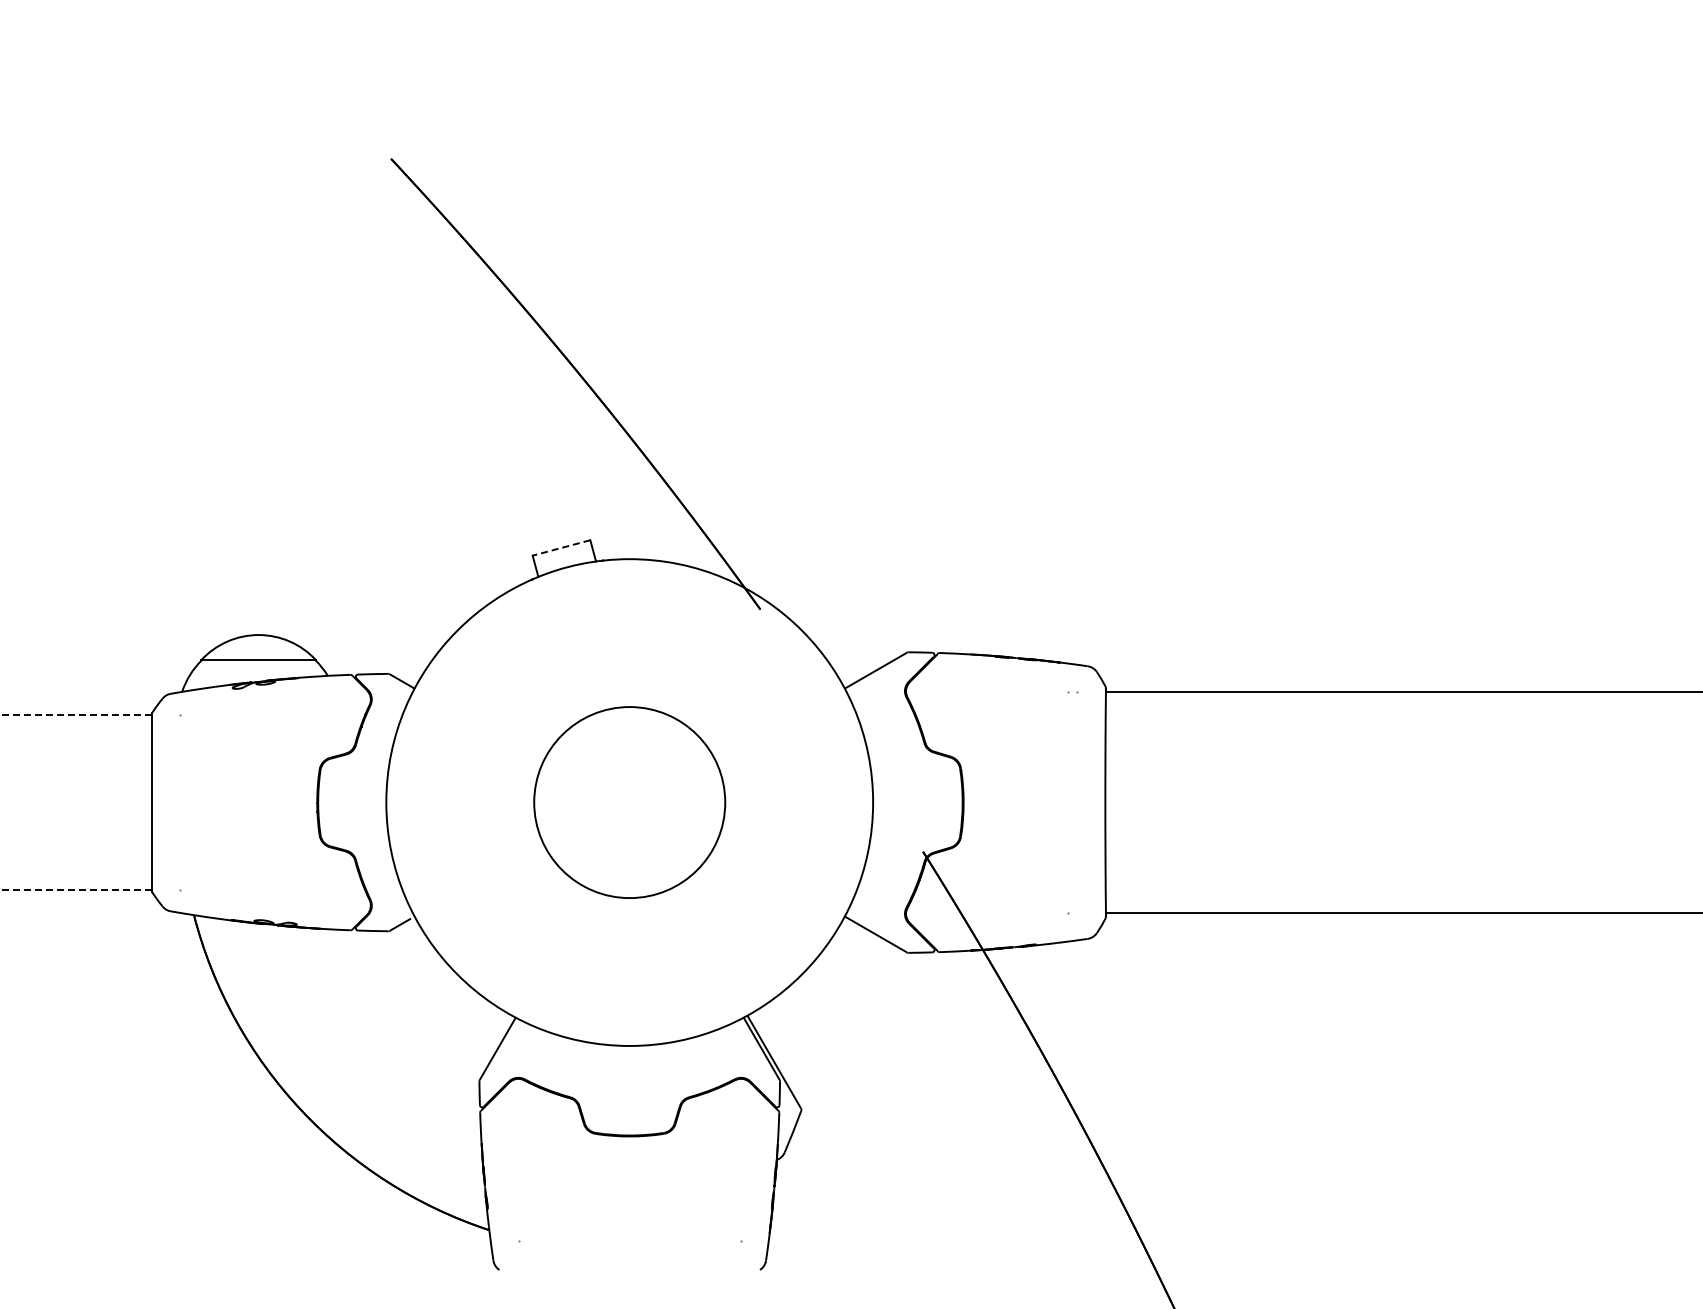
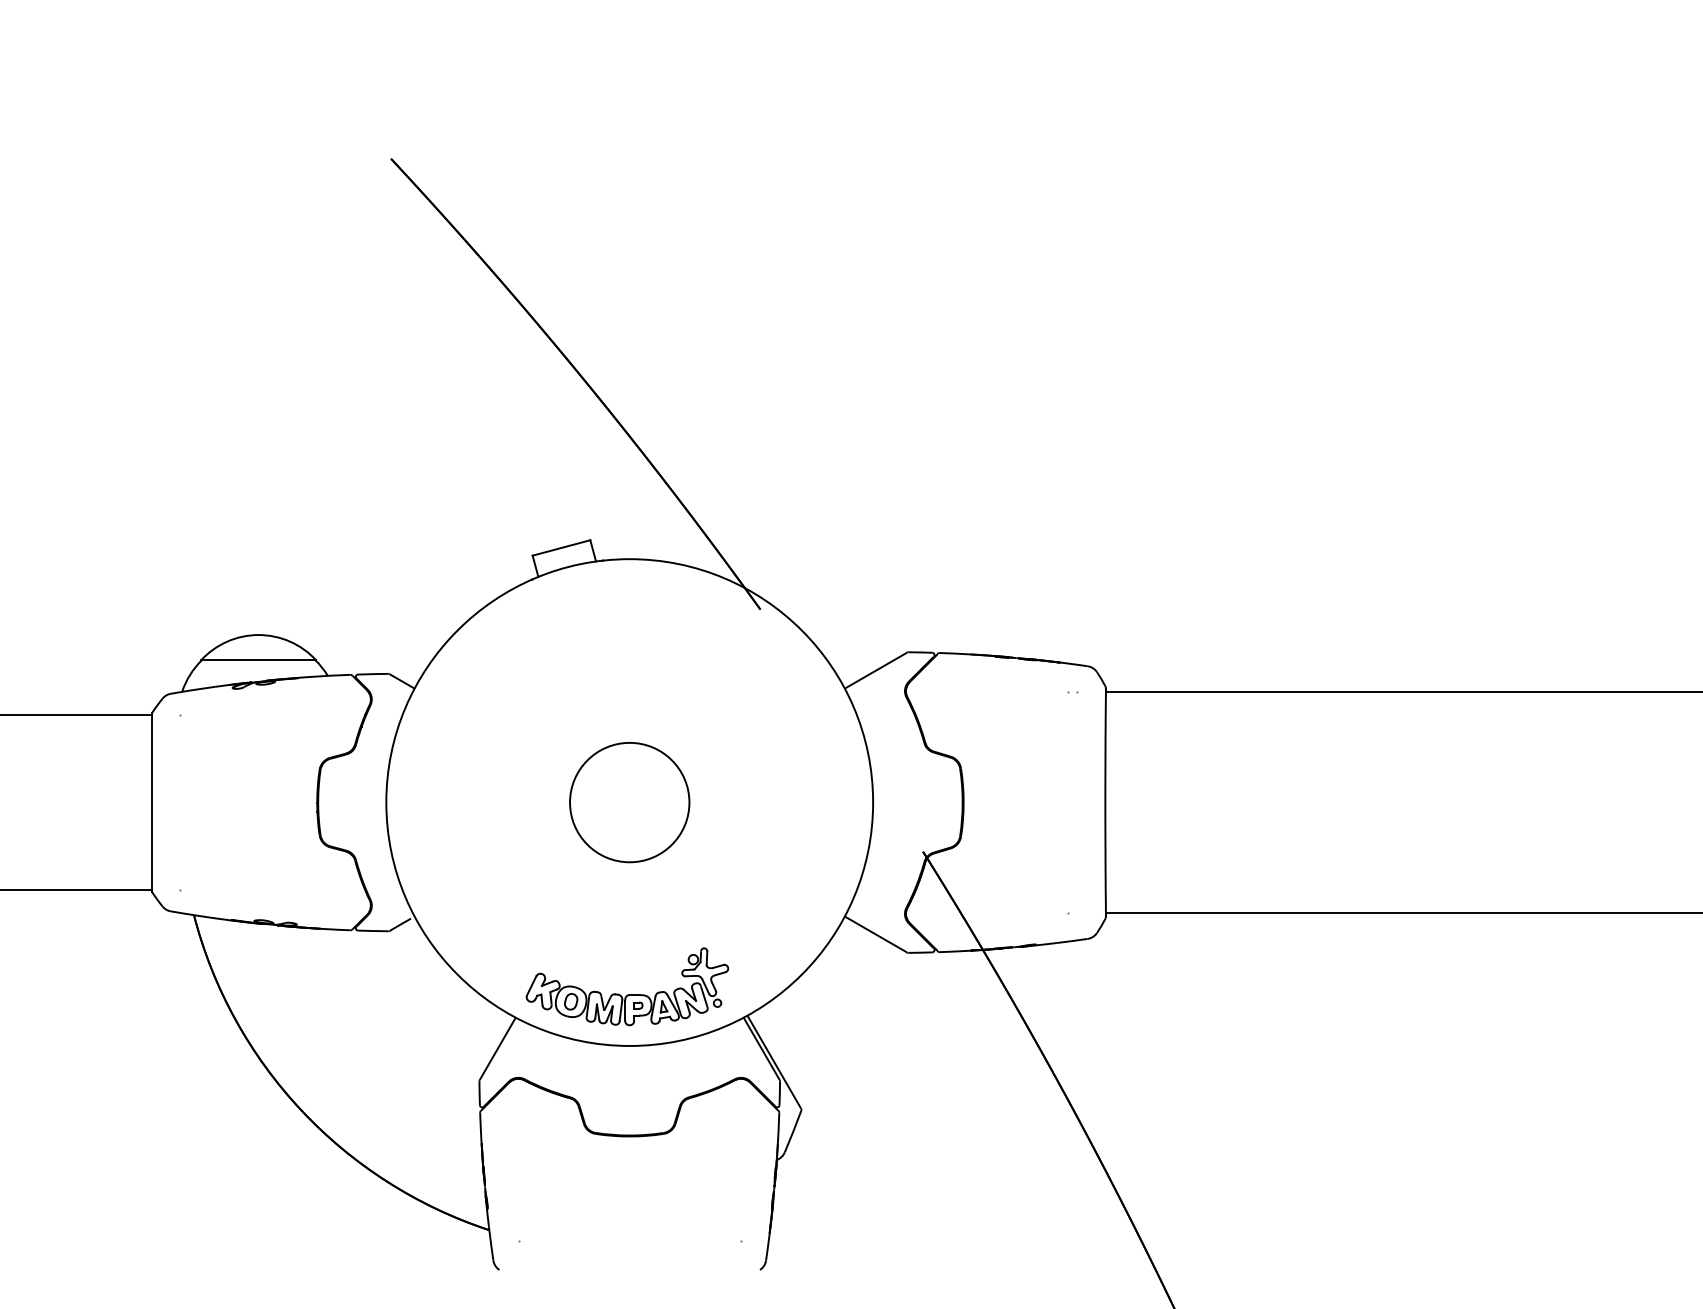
line: dashed -> solid (561, 547)
line: dashed -> solid (76, 715)
circle diameter: 191 px -> 119 px (629, 802)
line: dashed -> solid (76, 889)
part: none -> present (627, 994)
